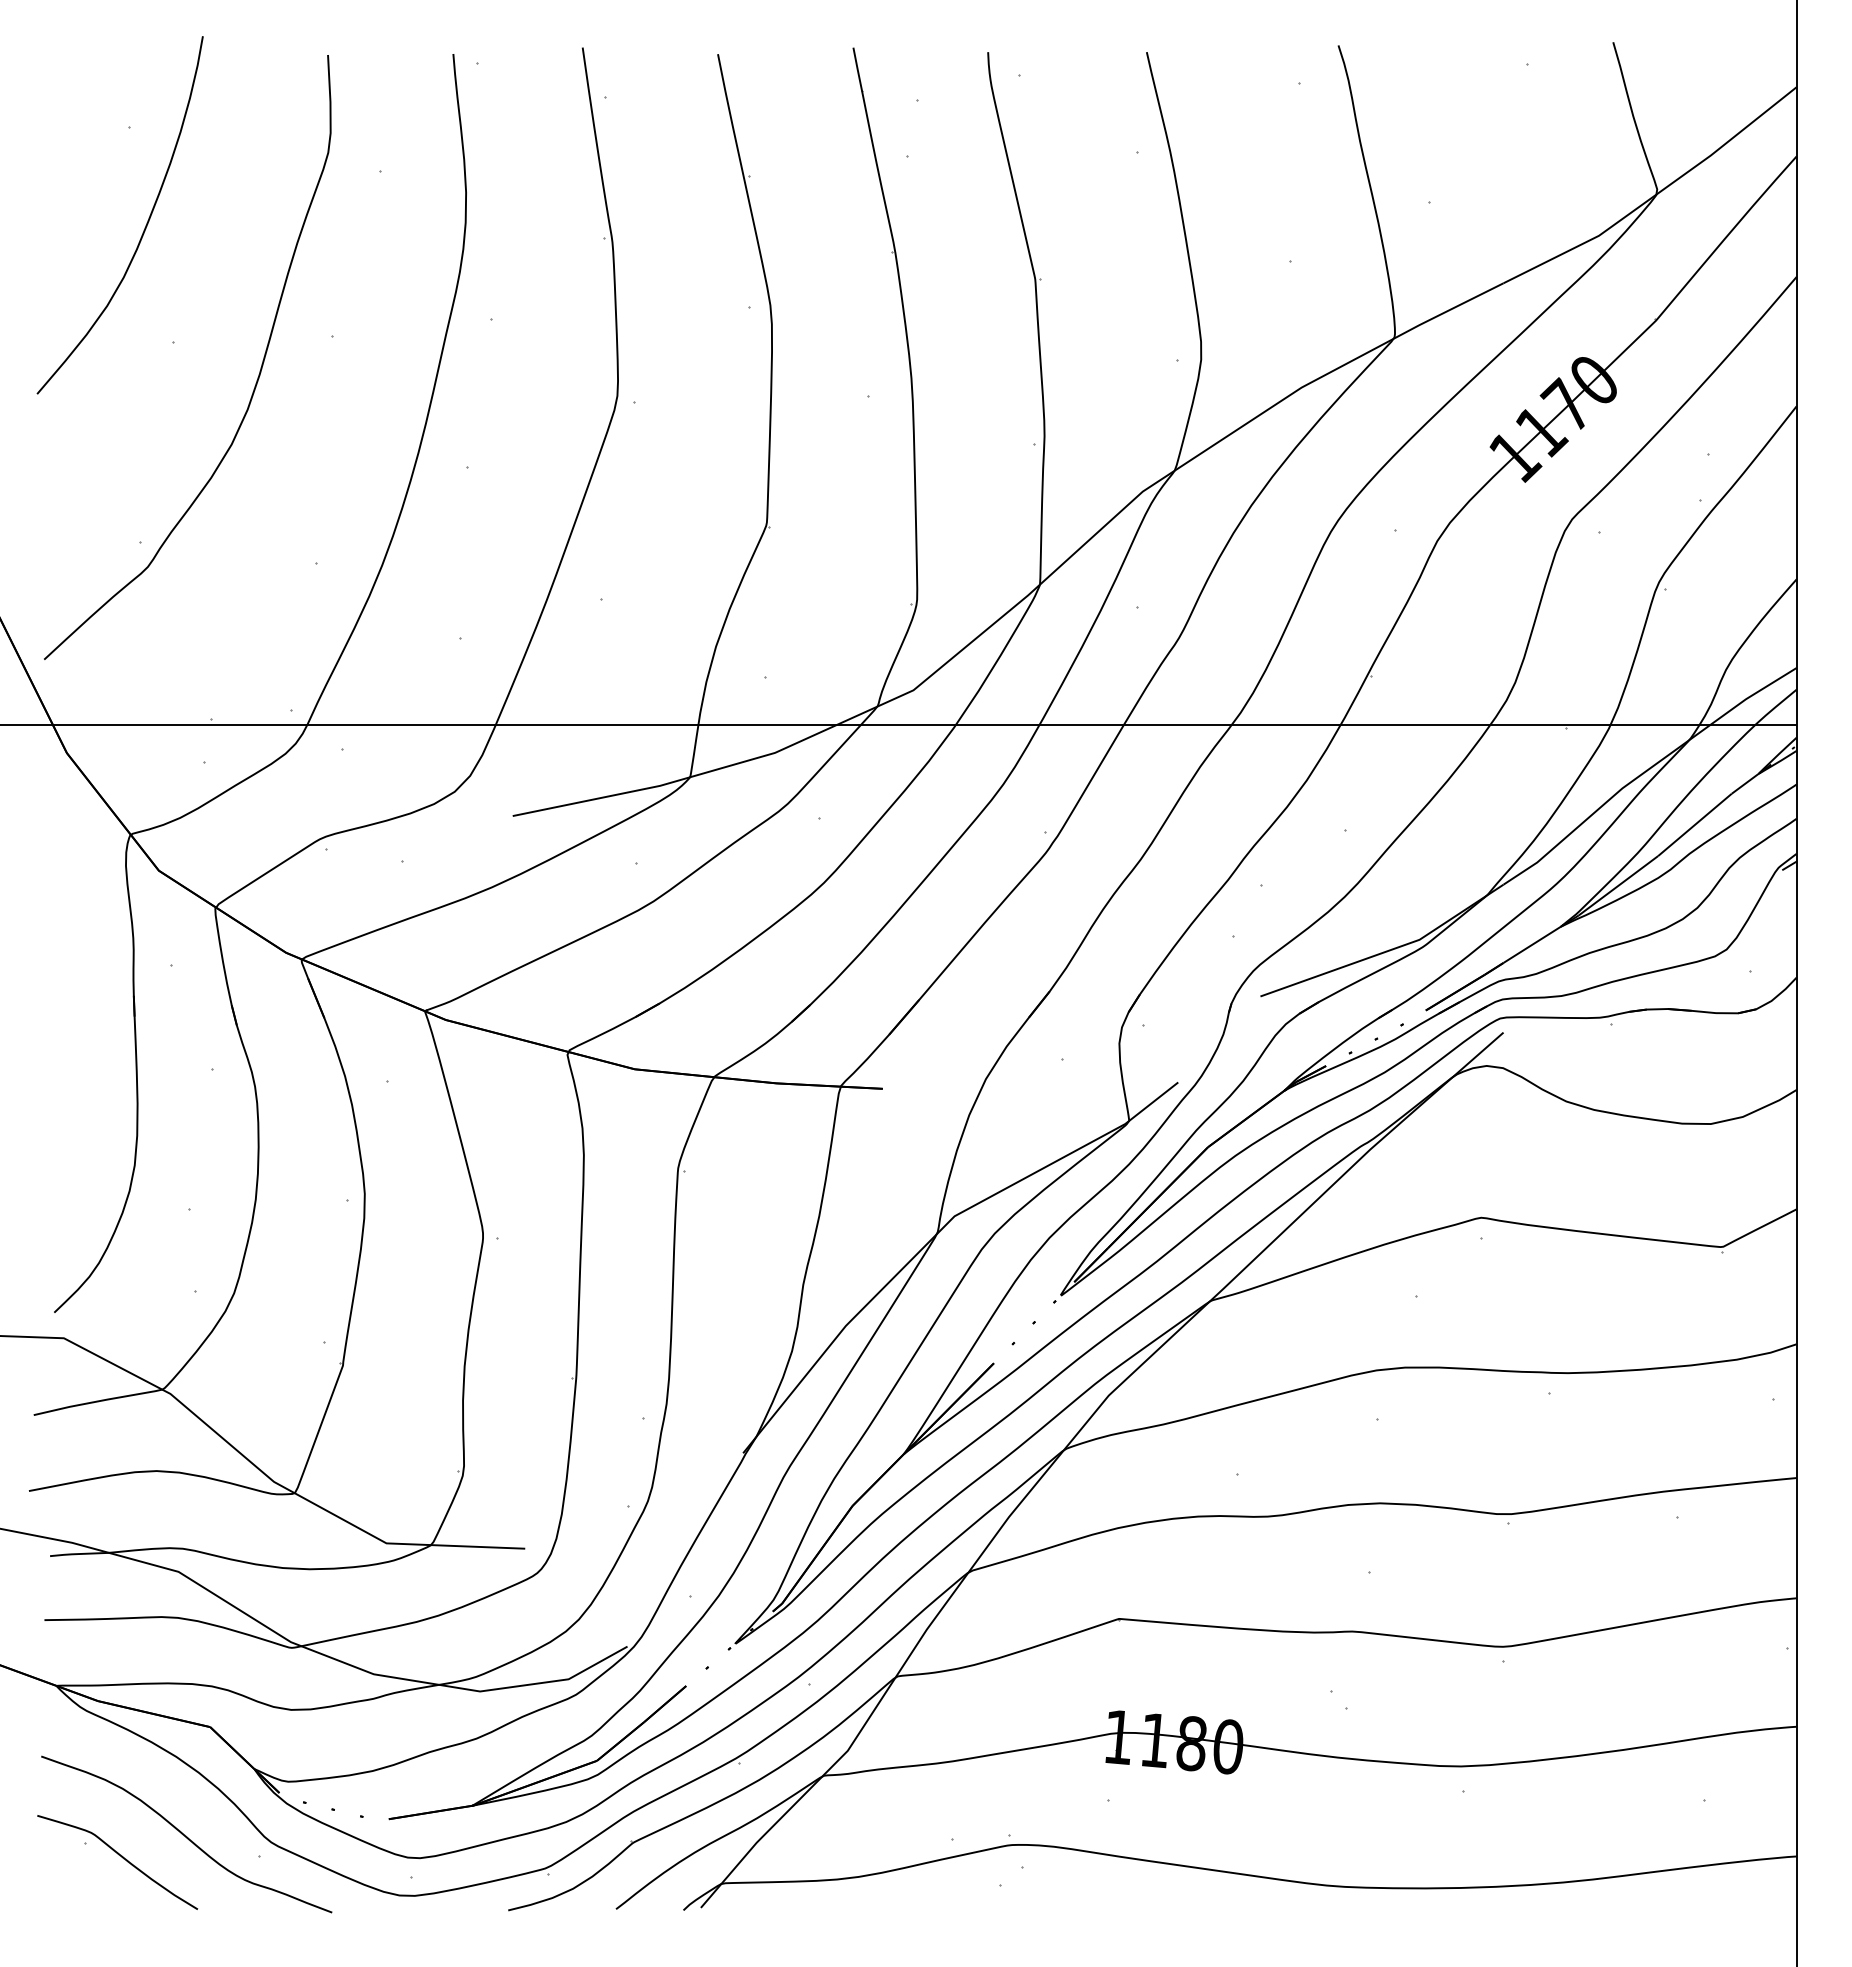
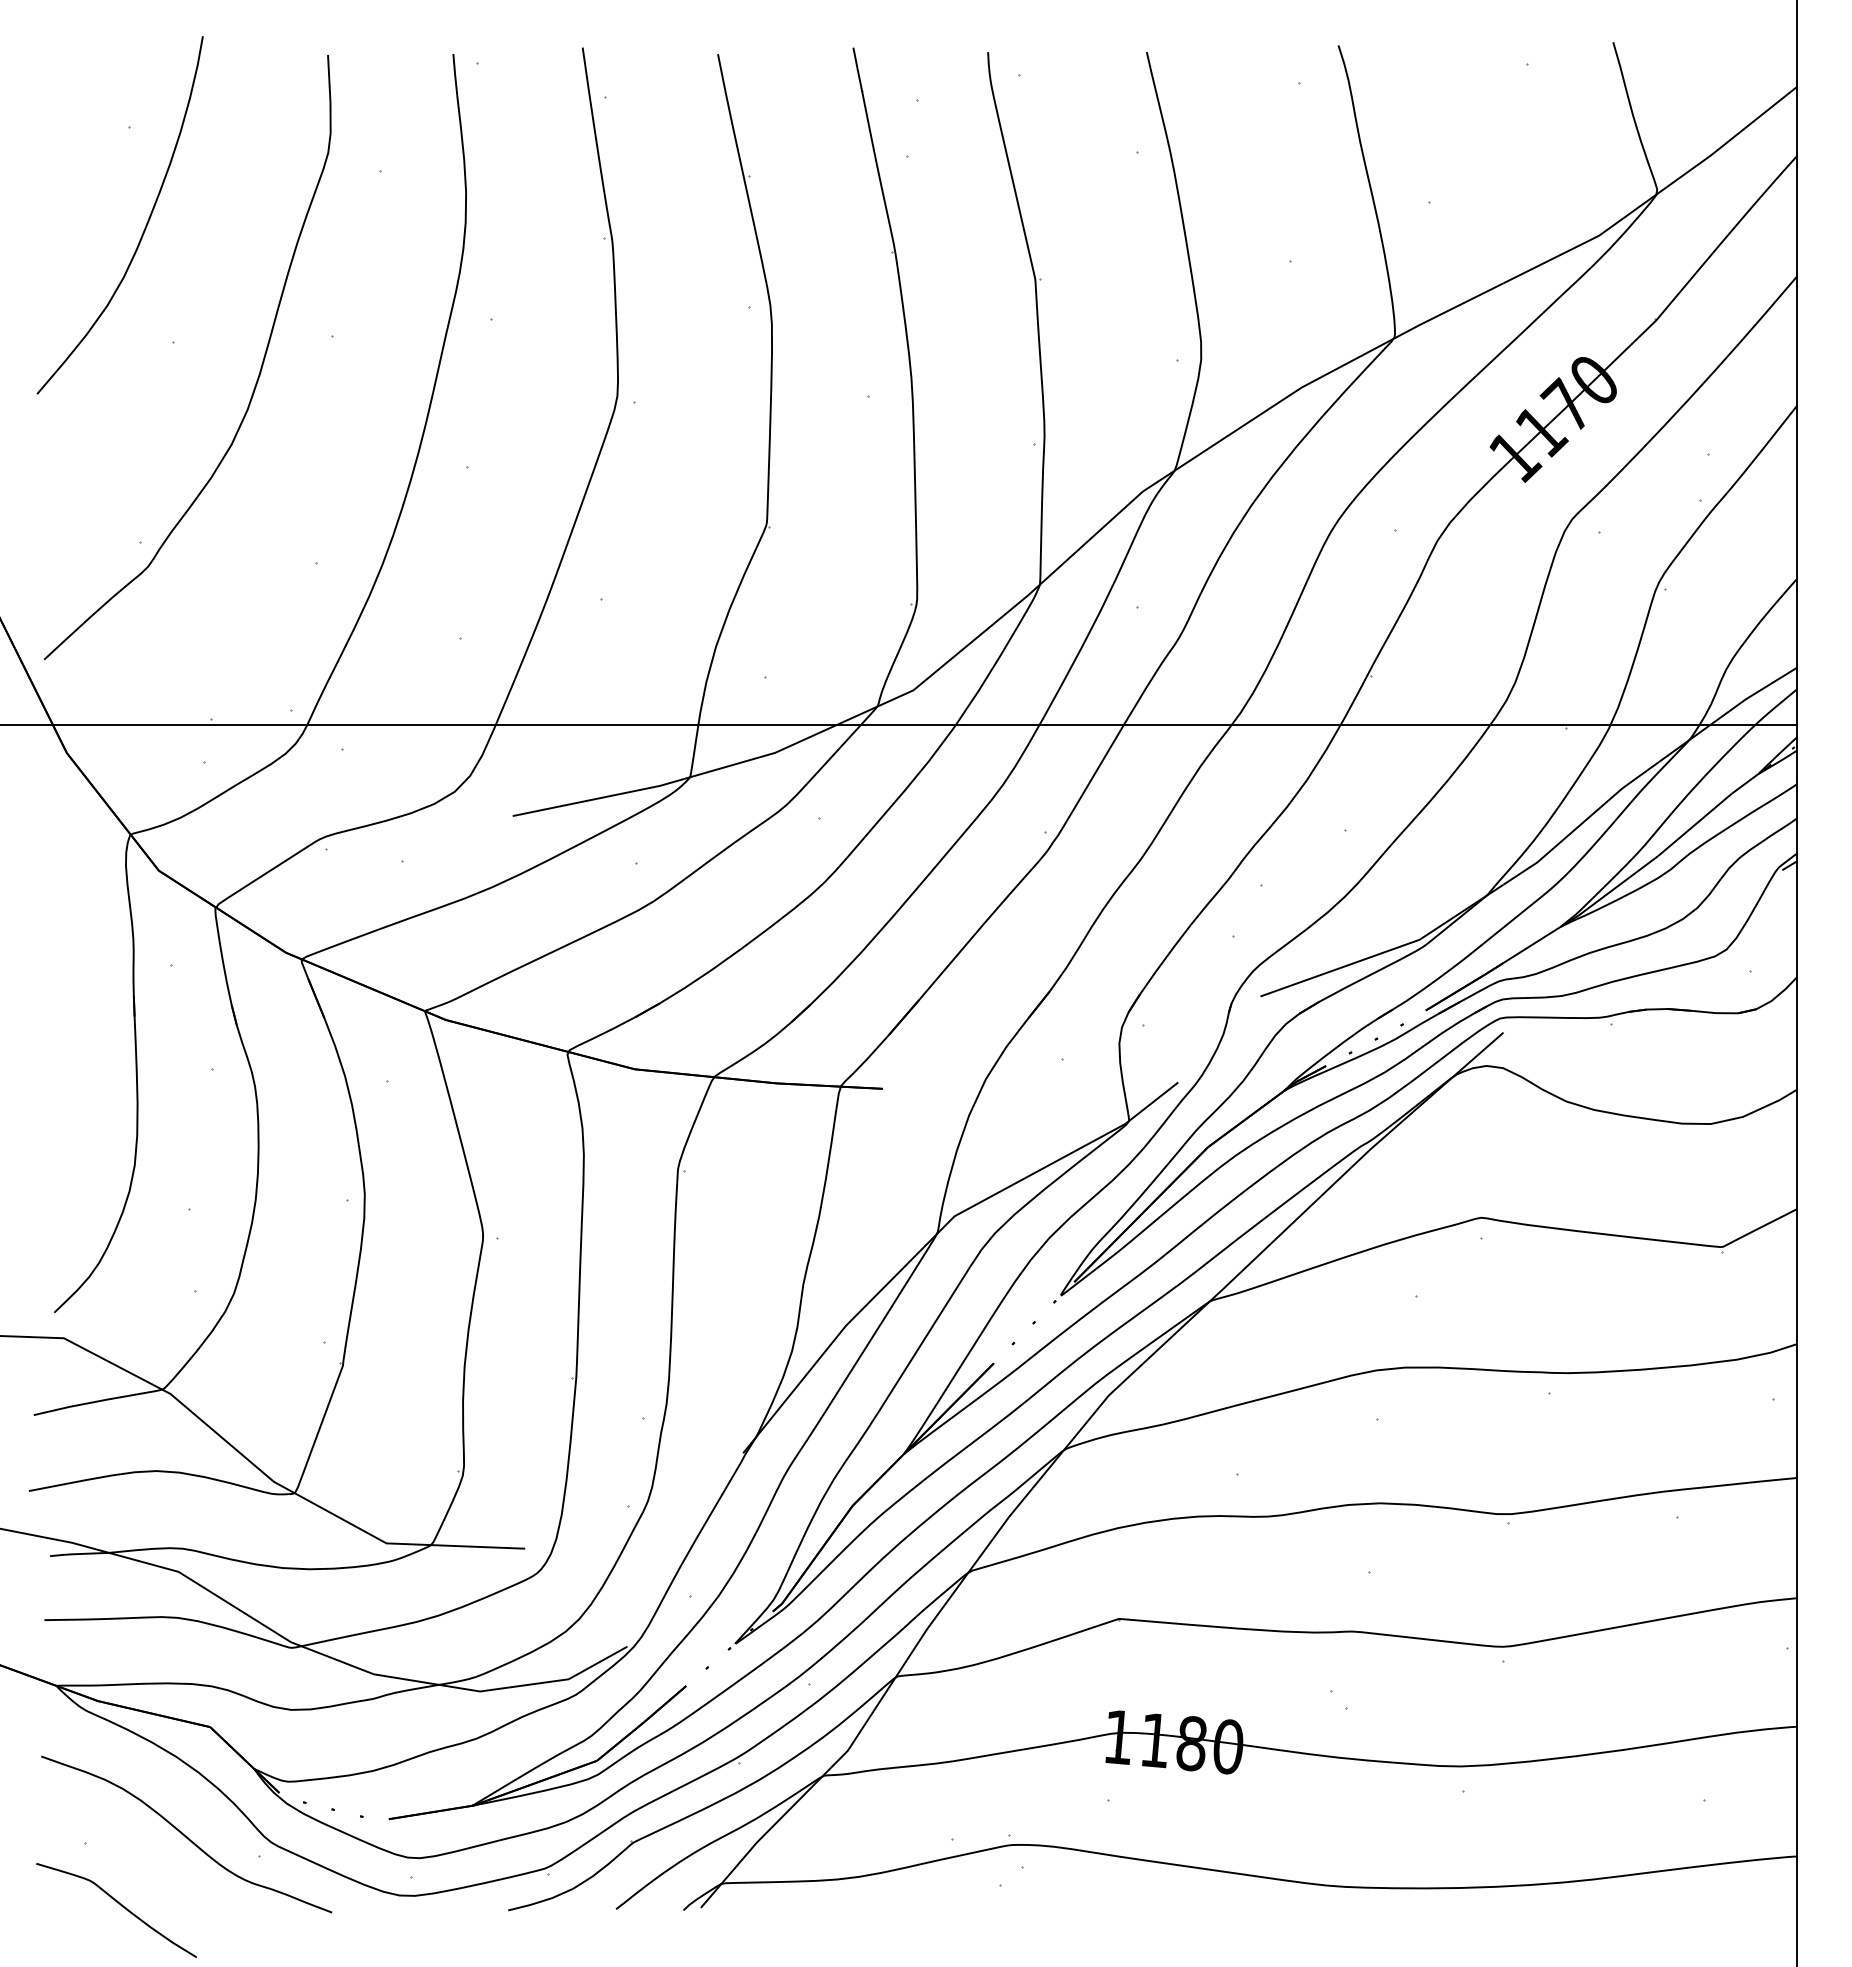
curve position: (121, 1857) -> (120, 1905) (120, 1905)
